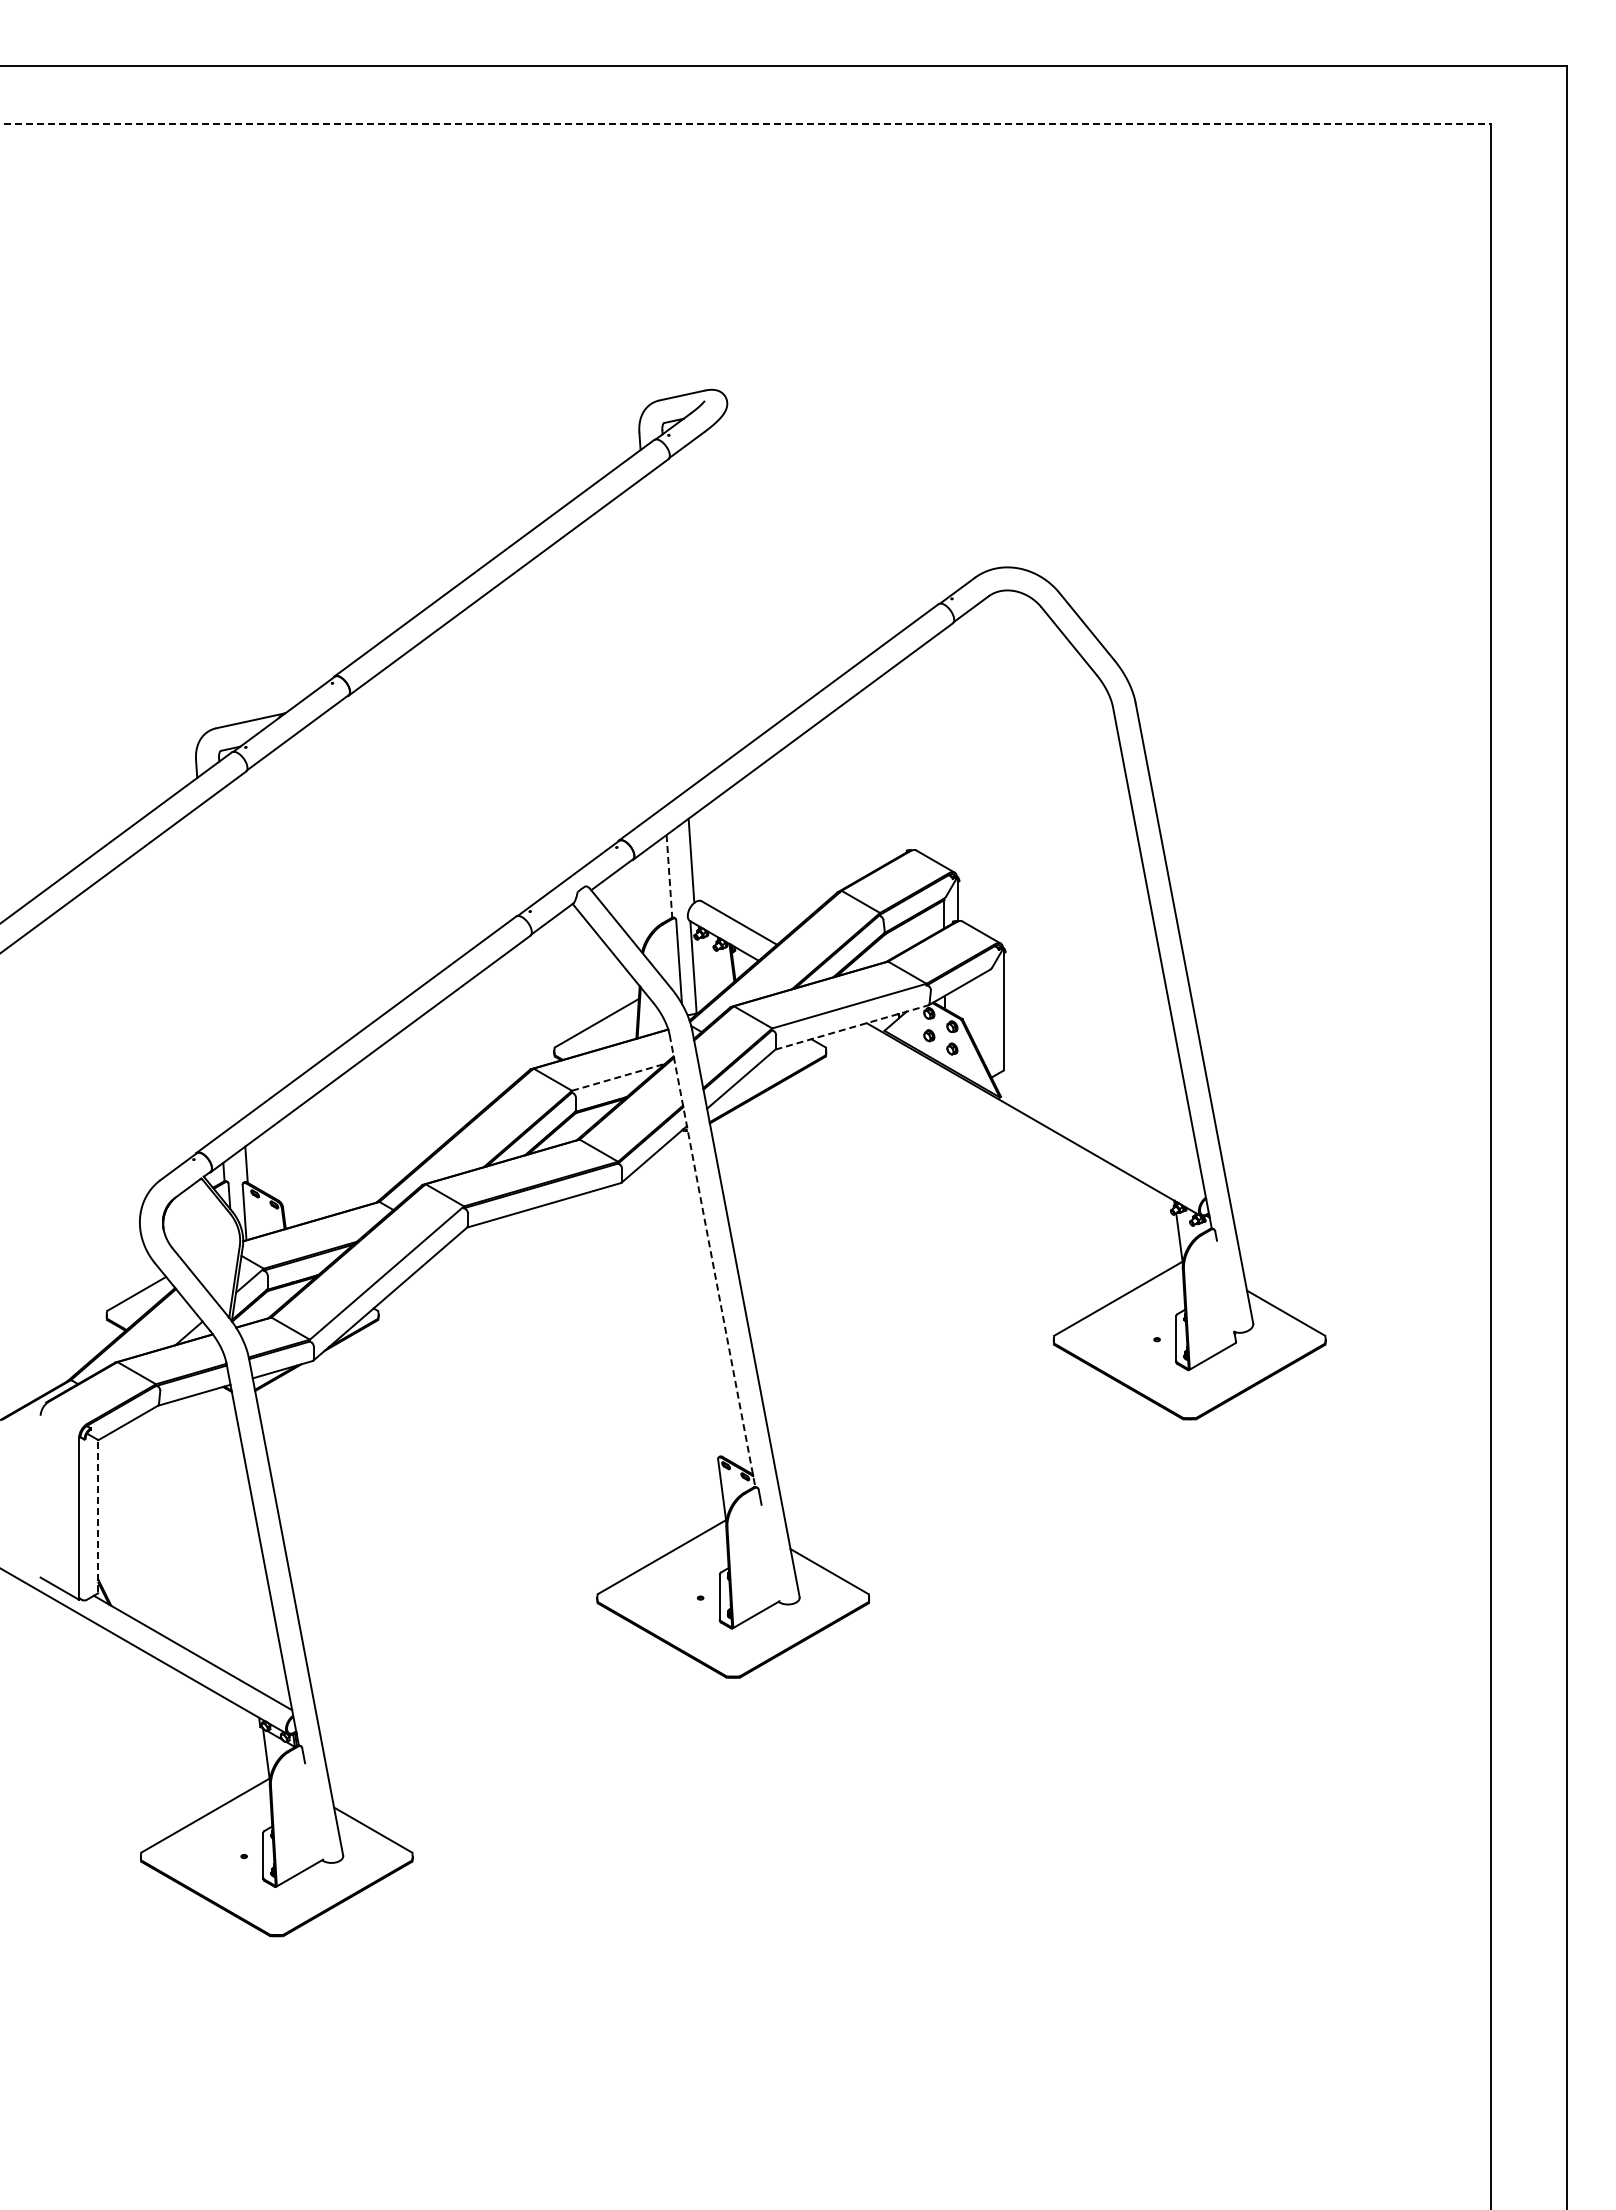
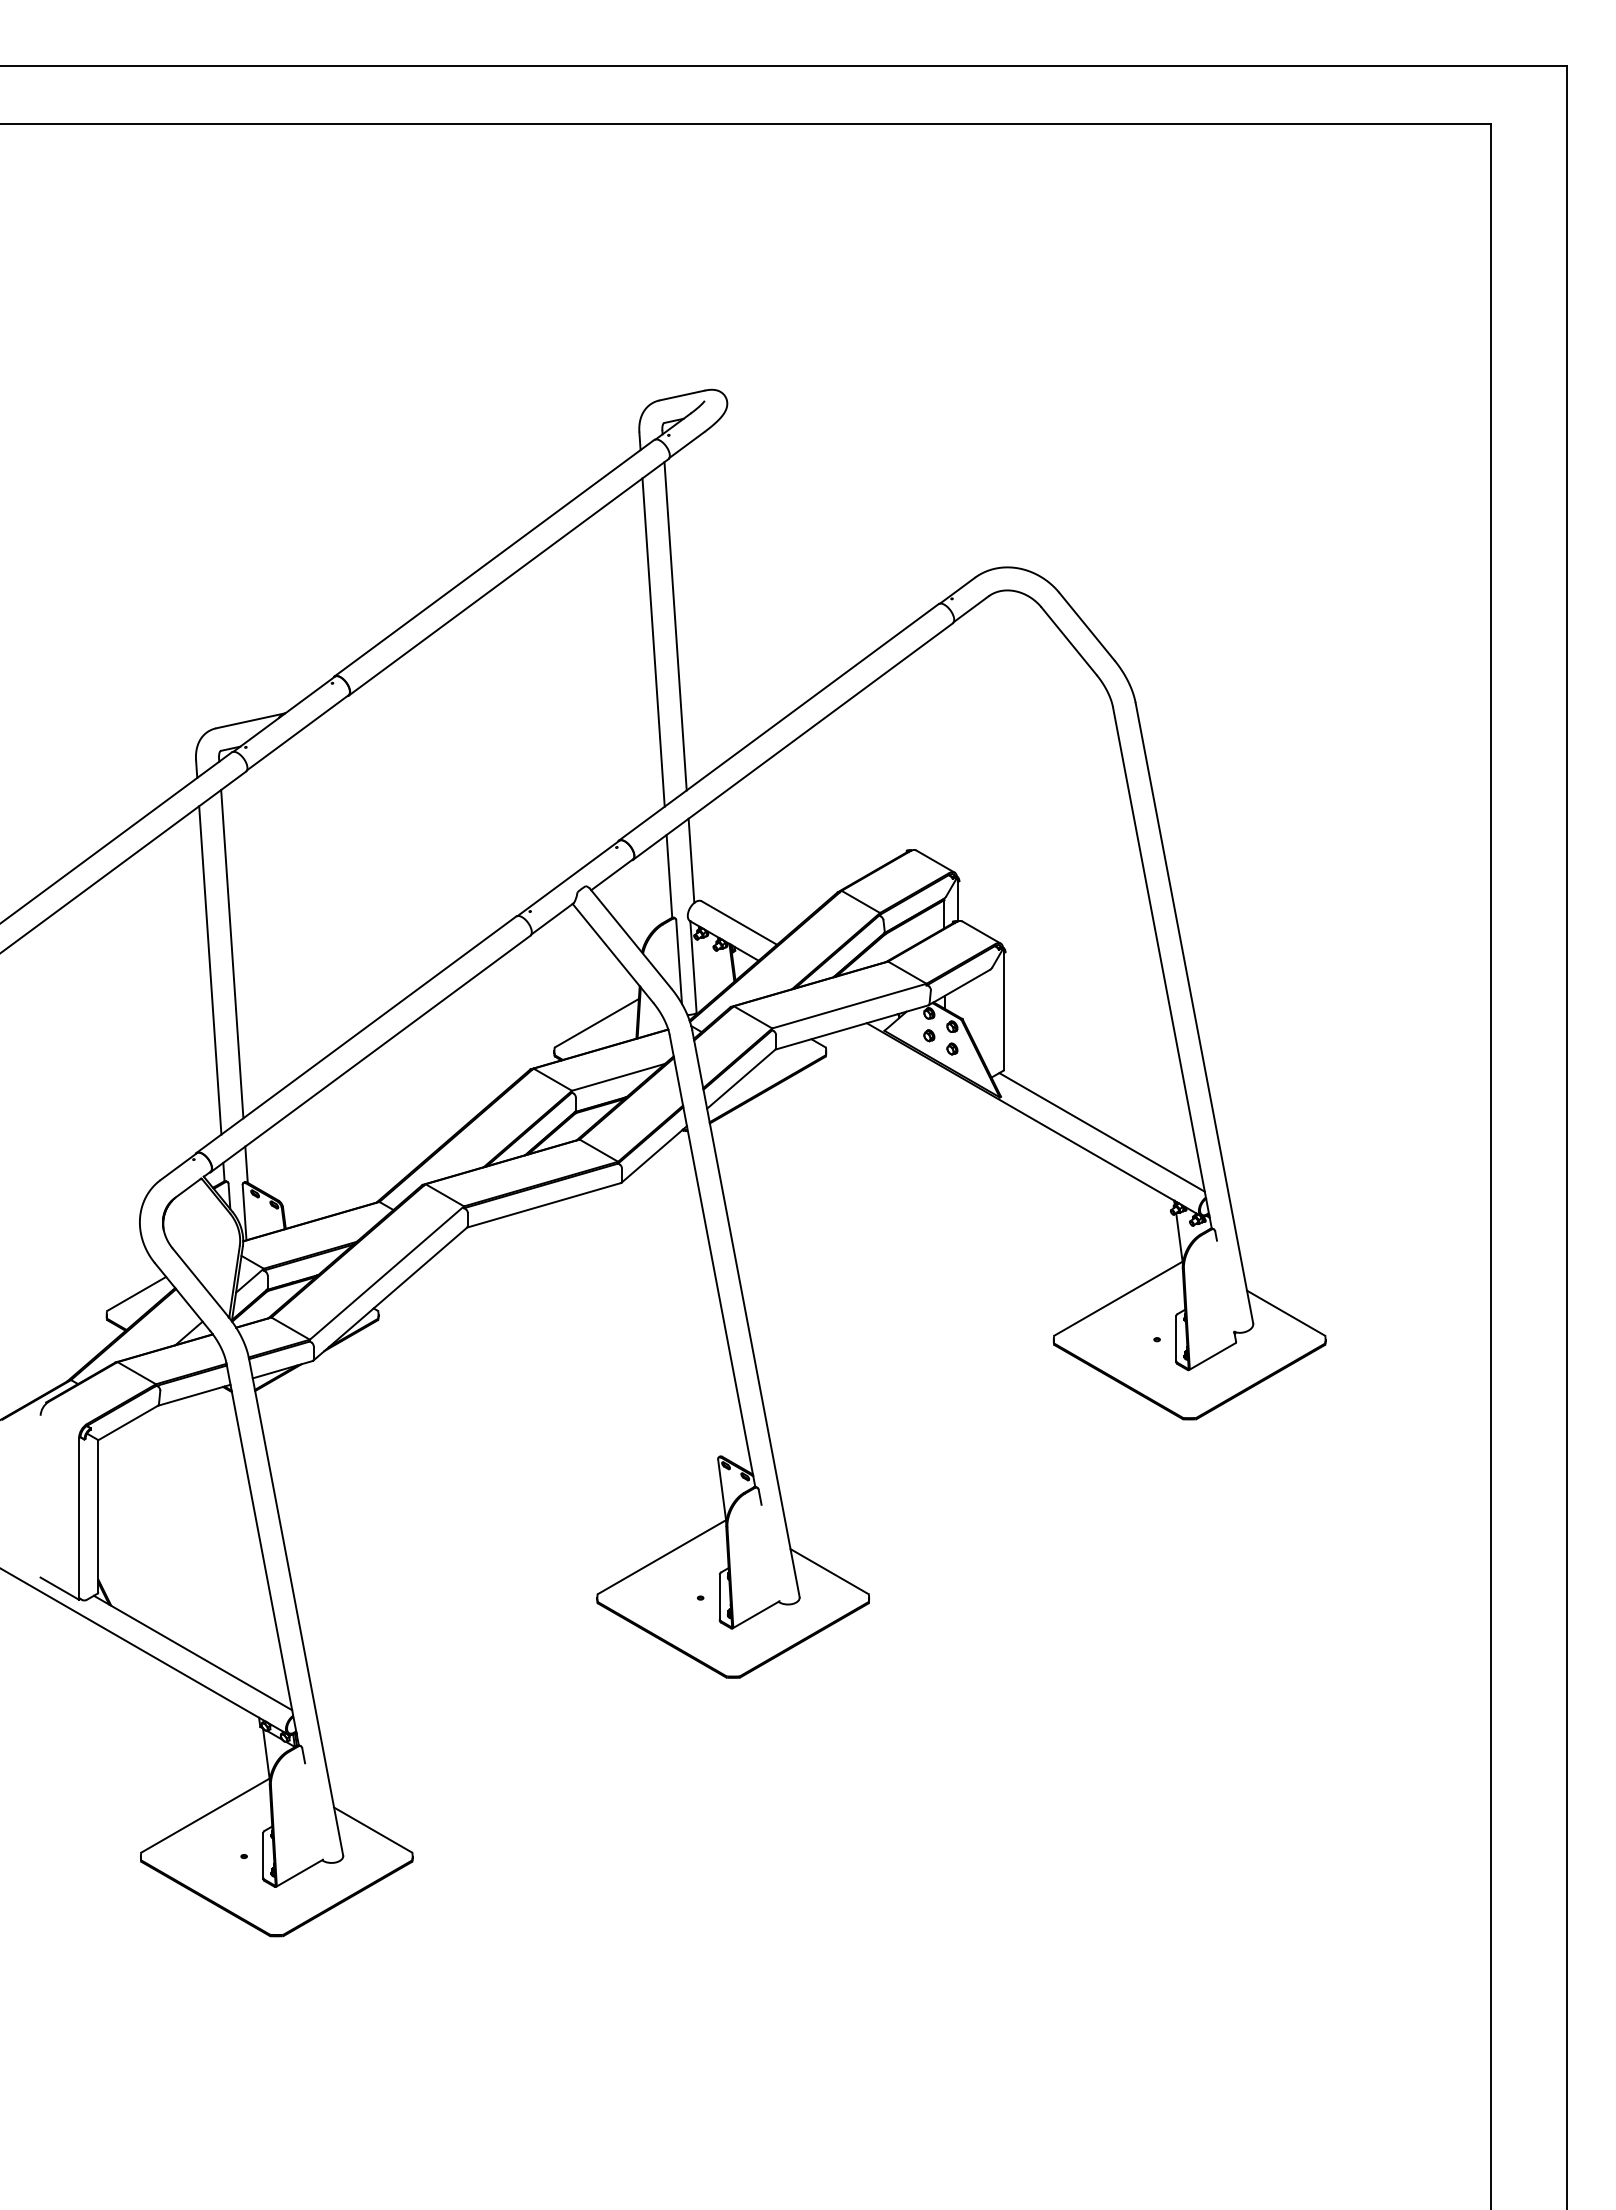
line: dashed -> solid (746, 123)
line: none -> present (675, 626)
line: none -> present (653, 642)
line: dashed -> solid (669, 876)
line: none -> present (232, 954)
line: none -> present (210, 970)
line: dashed -> solid (851, 1027)
line: dashed -> solid (618, 1077)
line: none -> present (1101, 1132)
line: dashed -> solid (712, 1261)
line: dashed -> solid (98, 1515)
